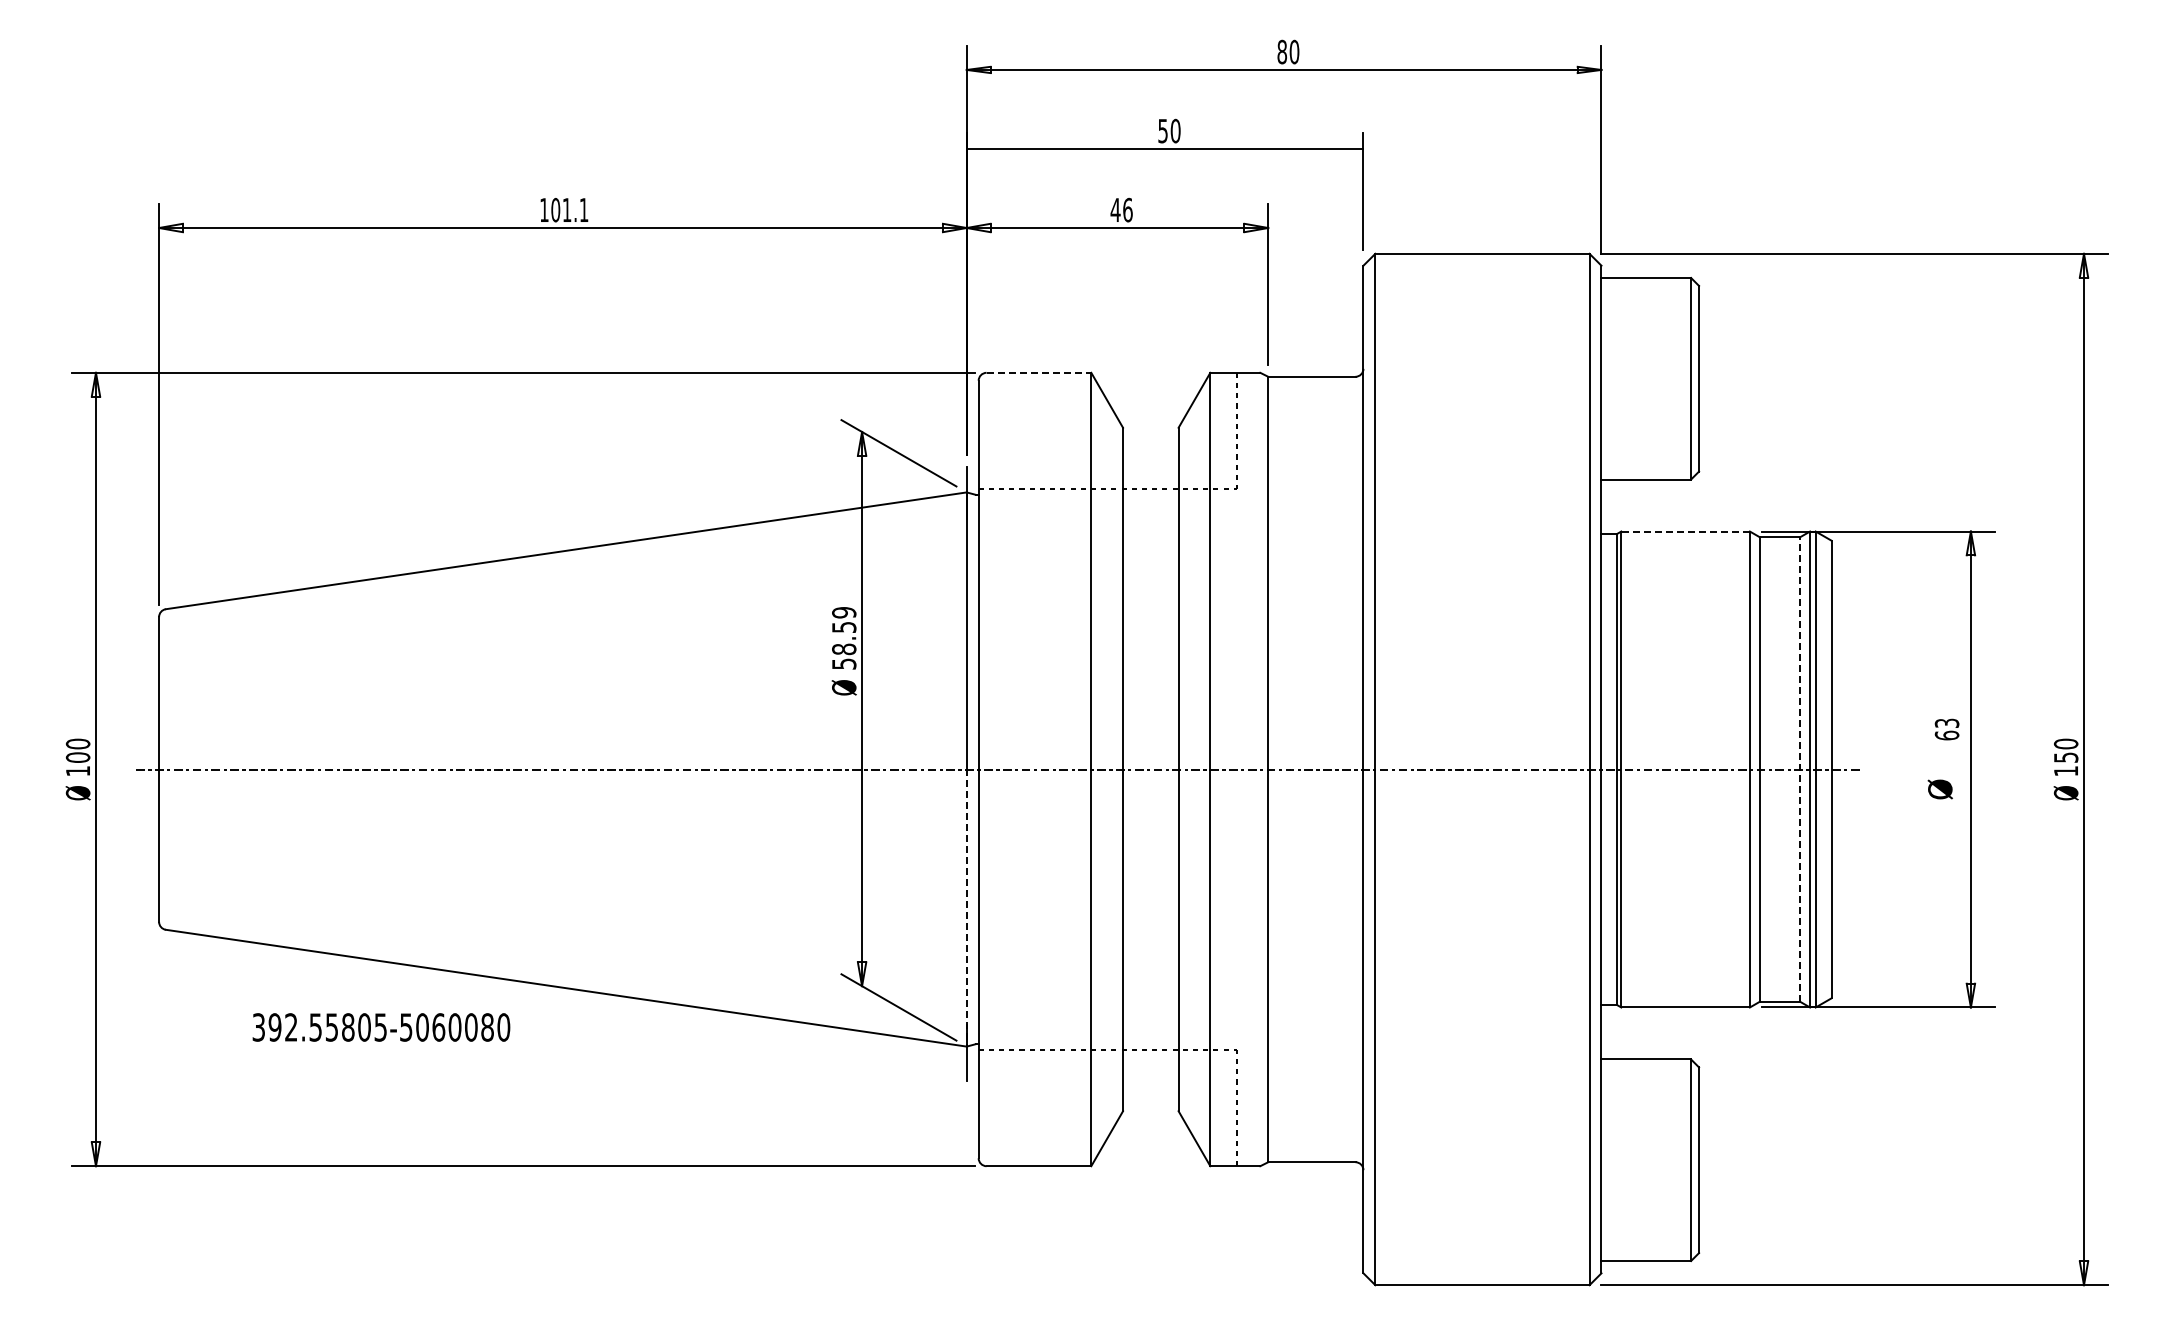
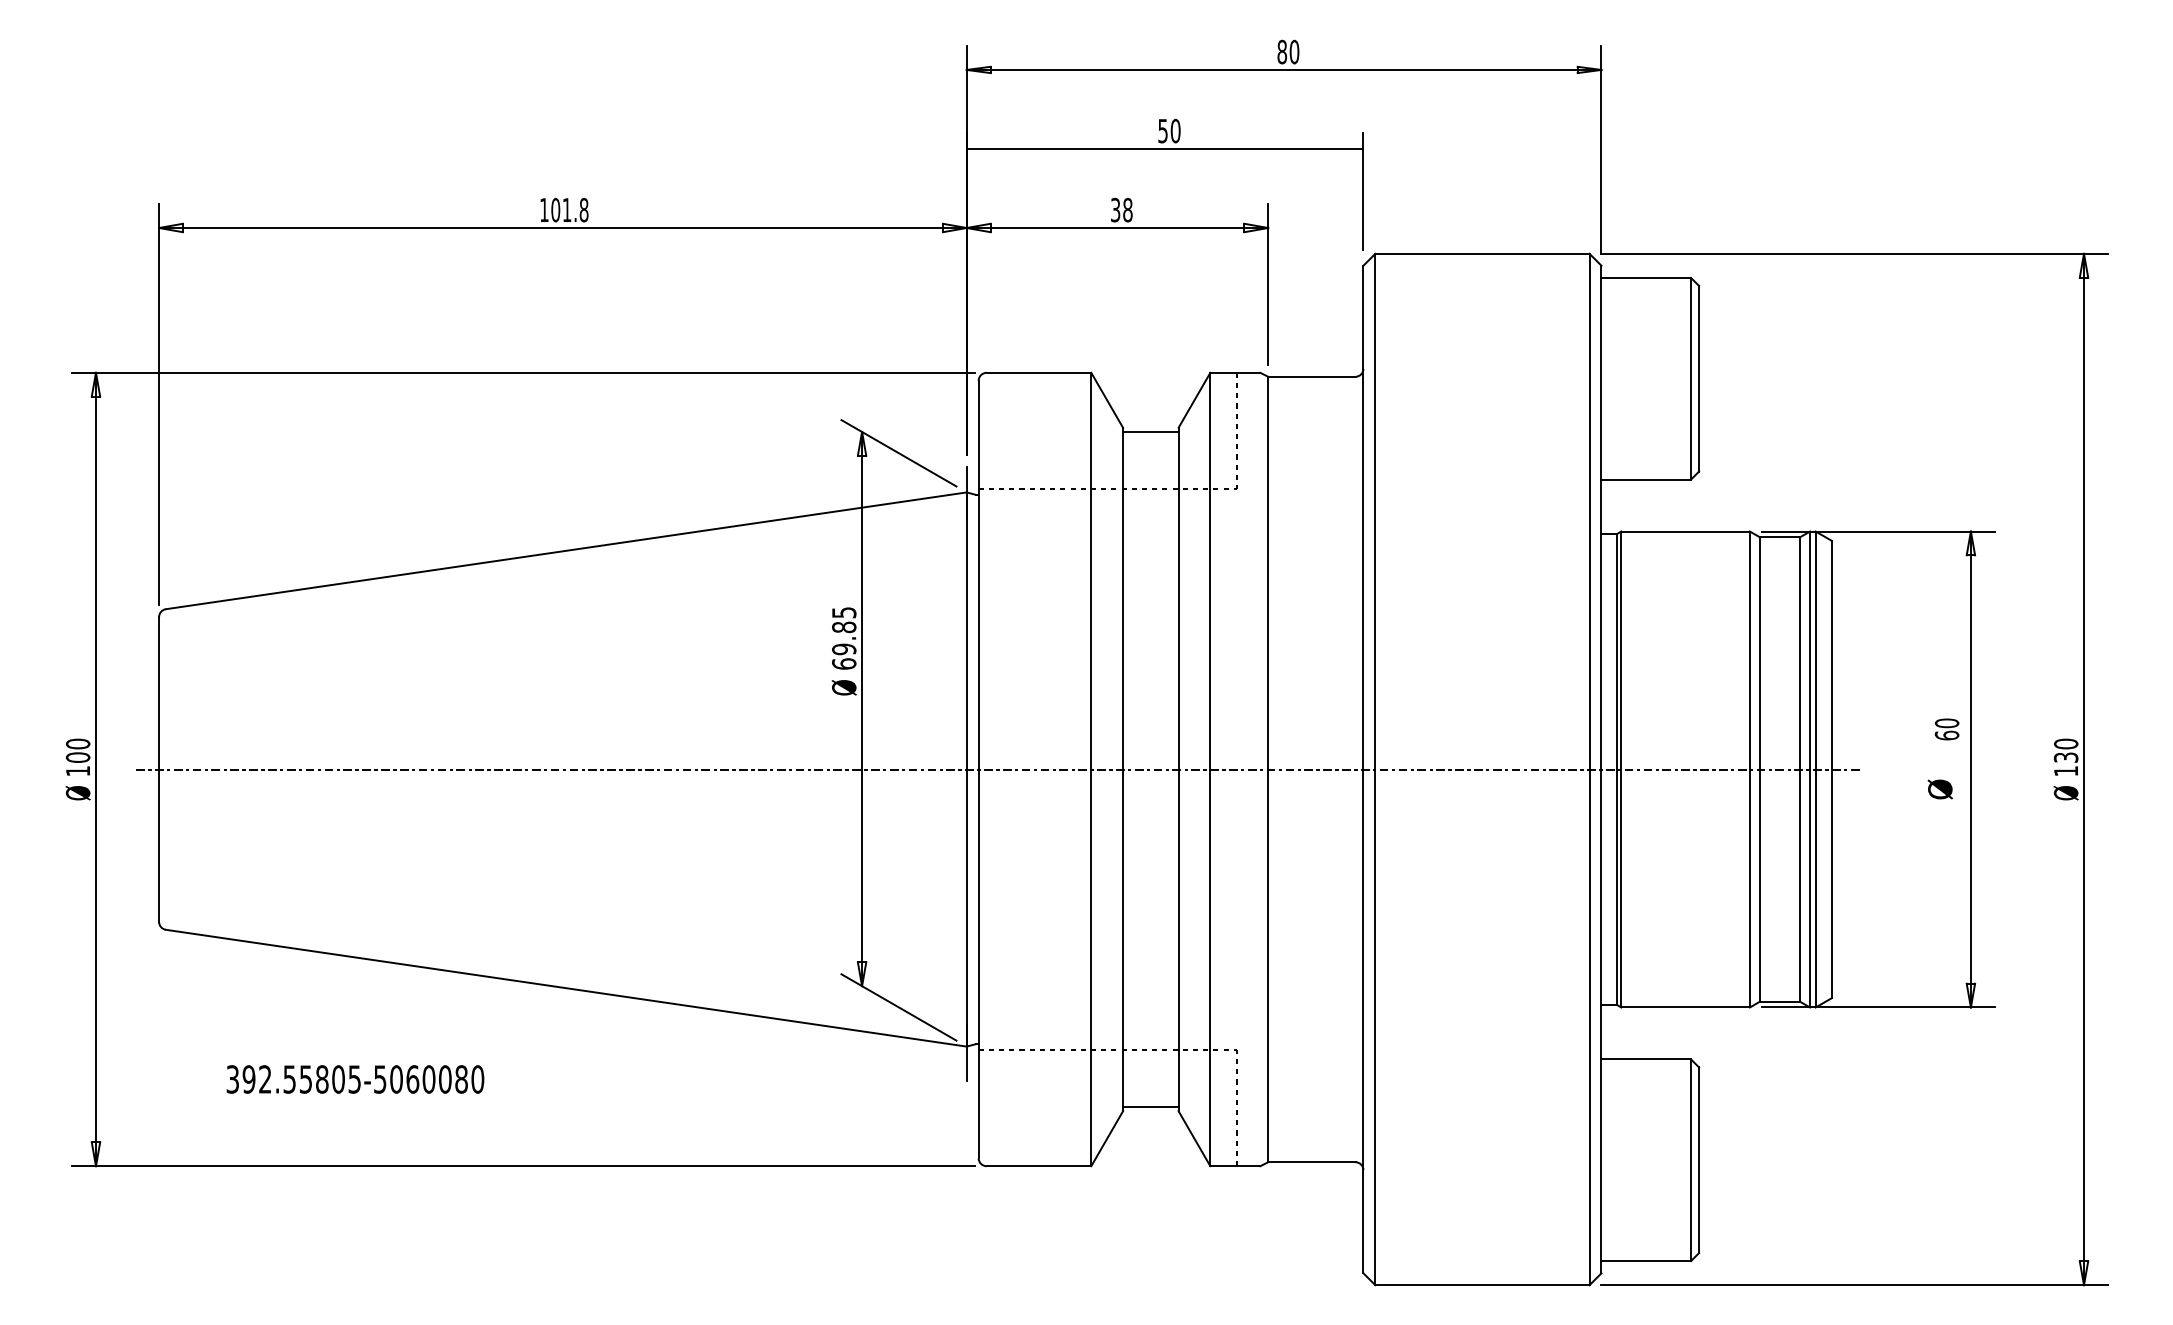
text: 101.1 -> 101.8 (583, 209)
text: 46 -> 38 (1121, 209)
line: dashed -> solid (1039, 372)
line: none -> present (1150, 432)
line: dashed -> solid (1685, 531)
text: 58.59 -> 69.85 (844, 638)
text: 63 -> 60 (1946, 723)
text: 150 -> 130 (2065, 757)
line: dashed -> solid (1799, 769)
line: dashed -> solid (966, 907)
text position: (381, 1027) -> (355, 1079) (355, 1079)
line: none -> present (1150, 1106)
